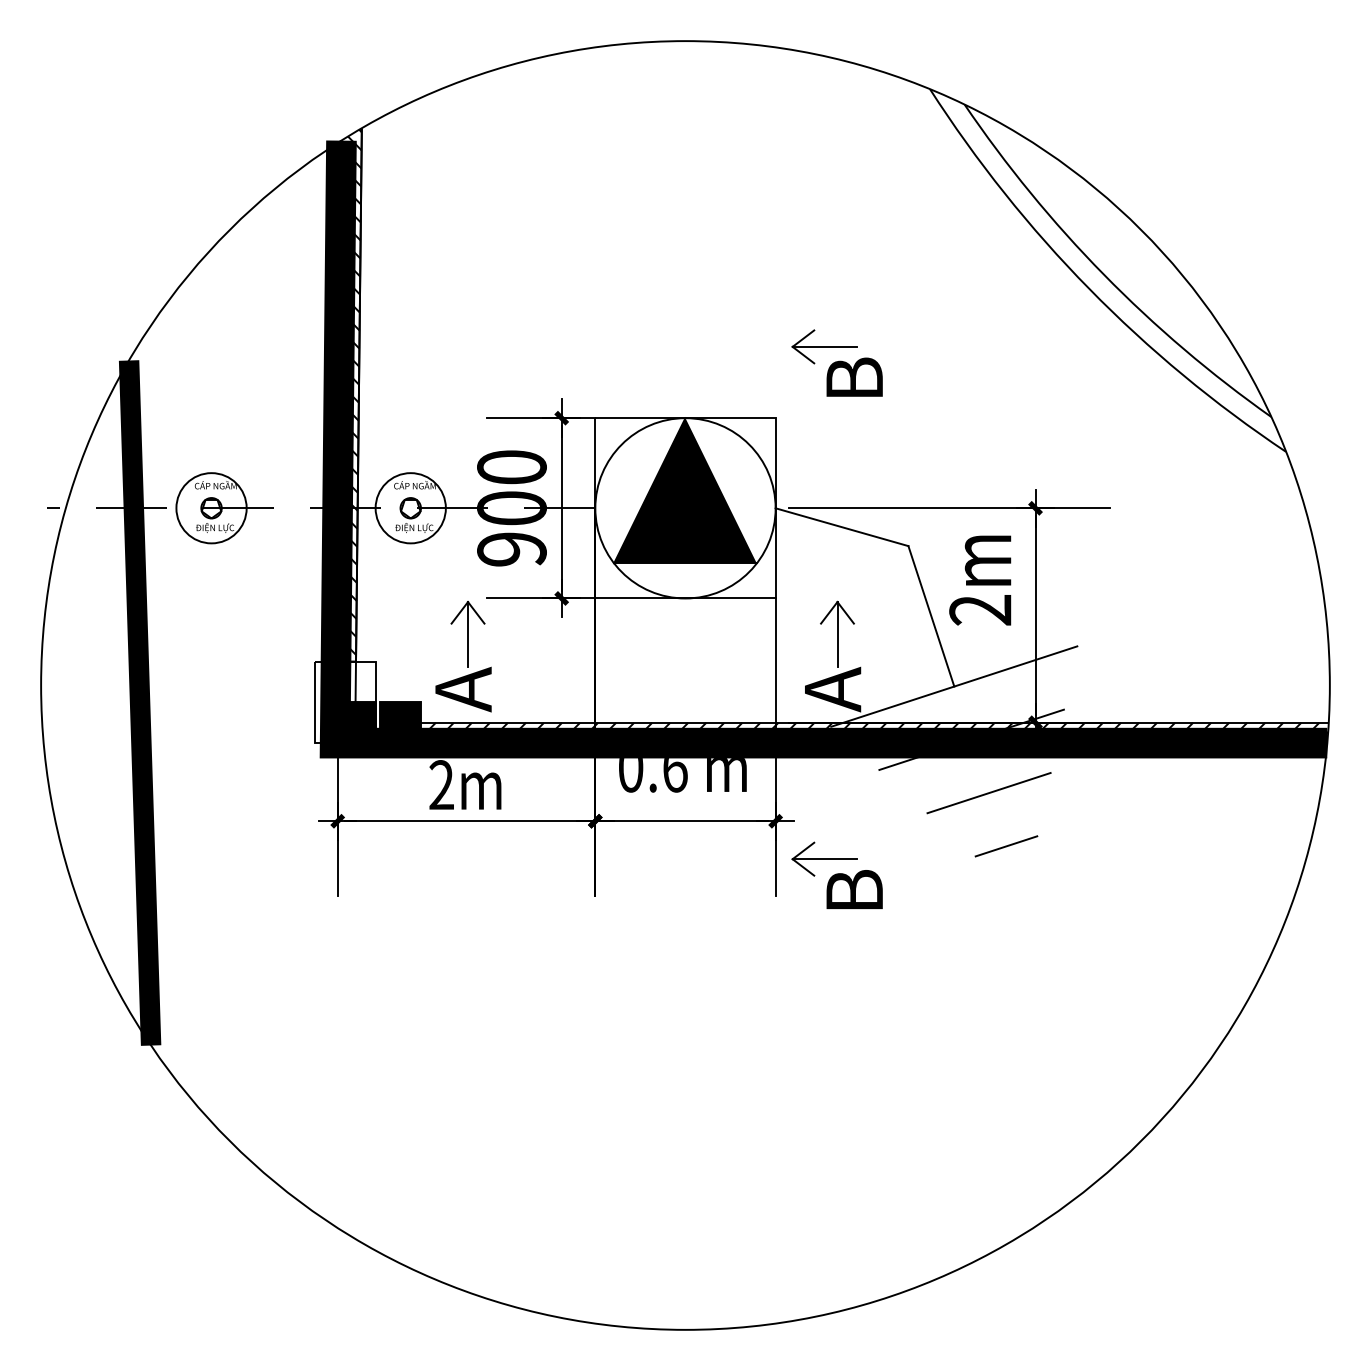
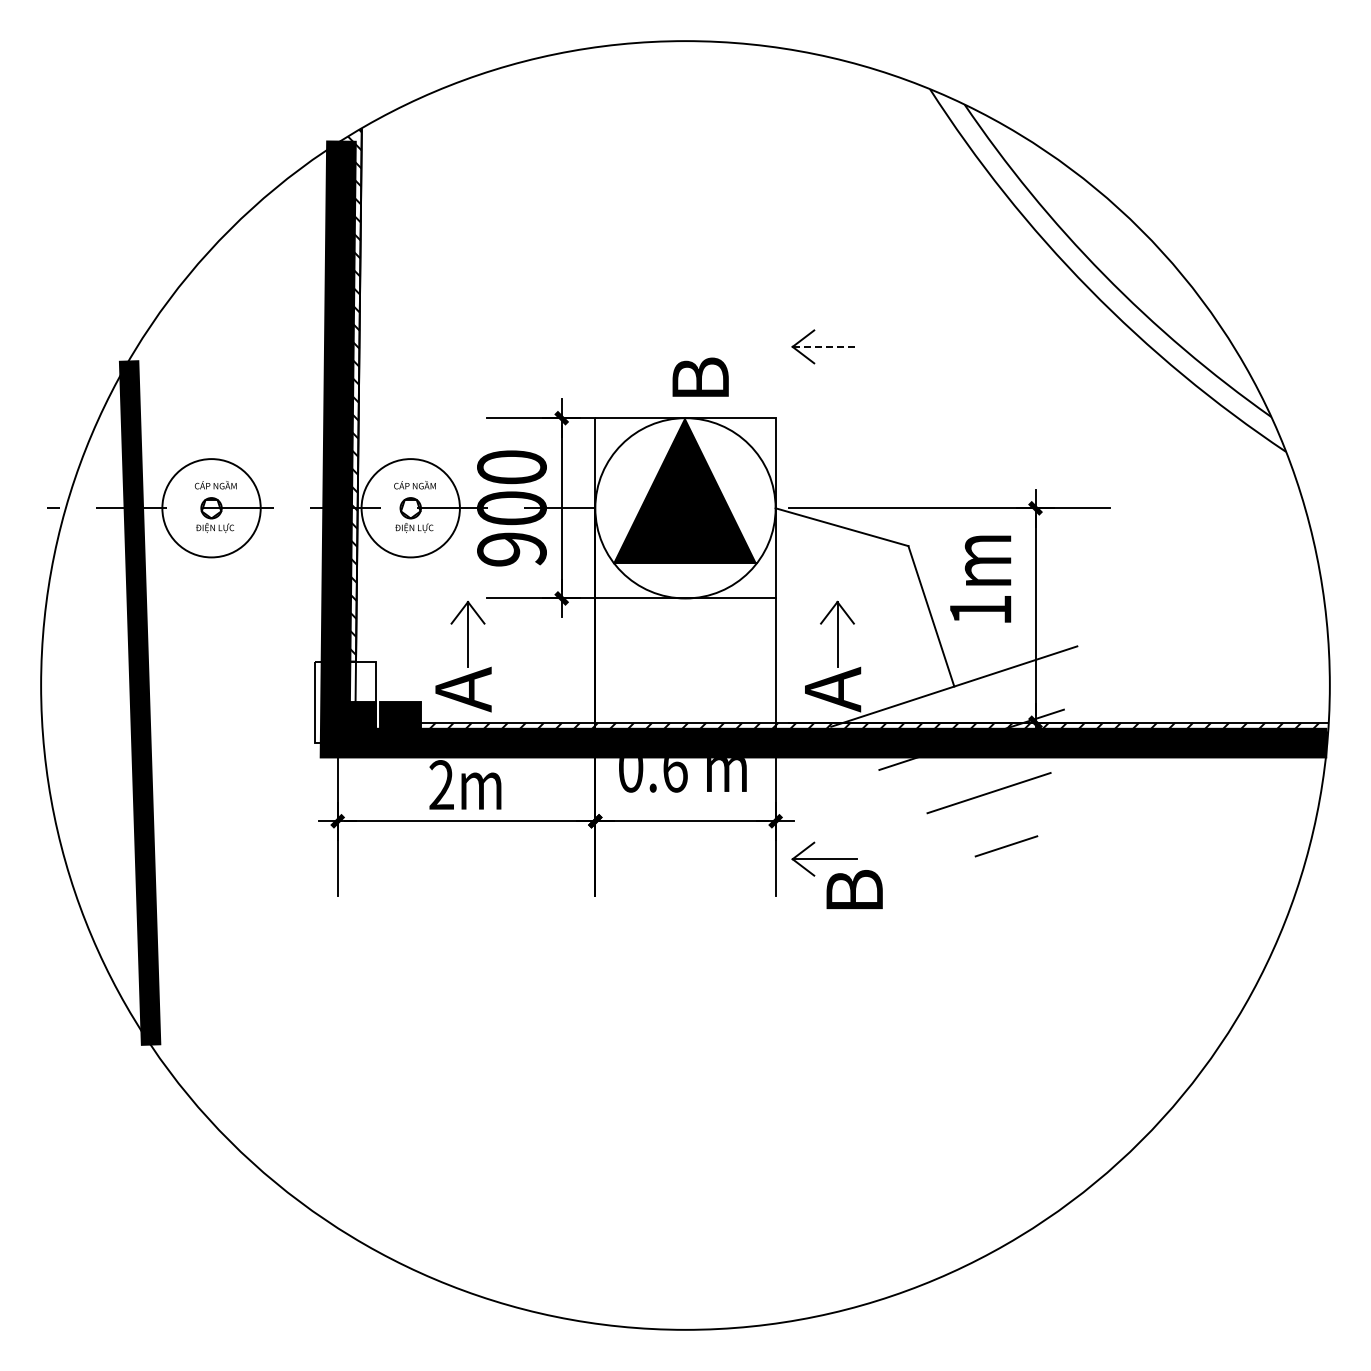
line: solid -> dashed (825, 346)
text position: (854, 376) -> (700, 376) (700, 376)
circle diameter: 70 px -> 98 px (211, 508)
circle diameter: 70 px -> 98 px (410, 508)
text: 2m -> 1m (980, 610)
